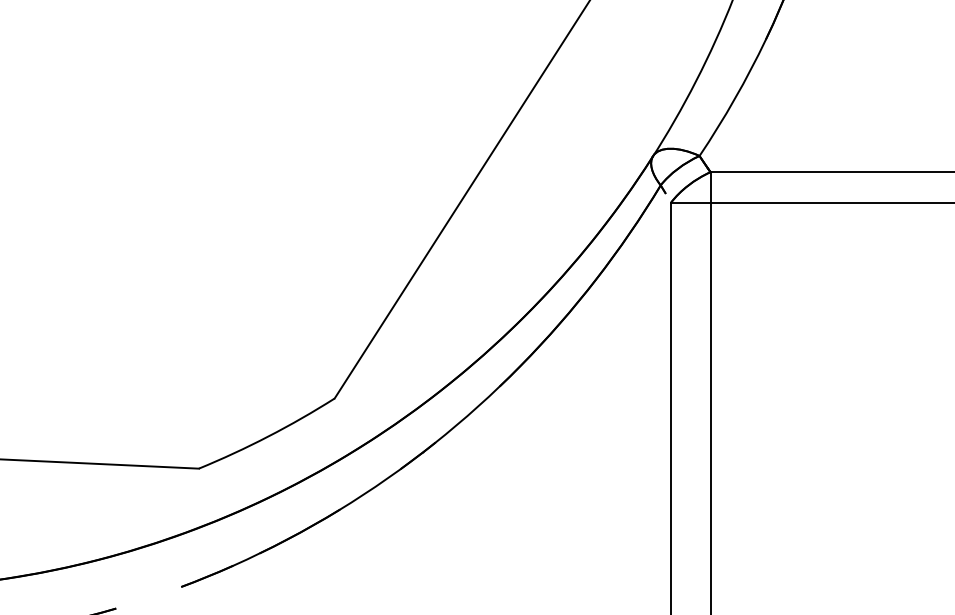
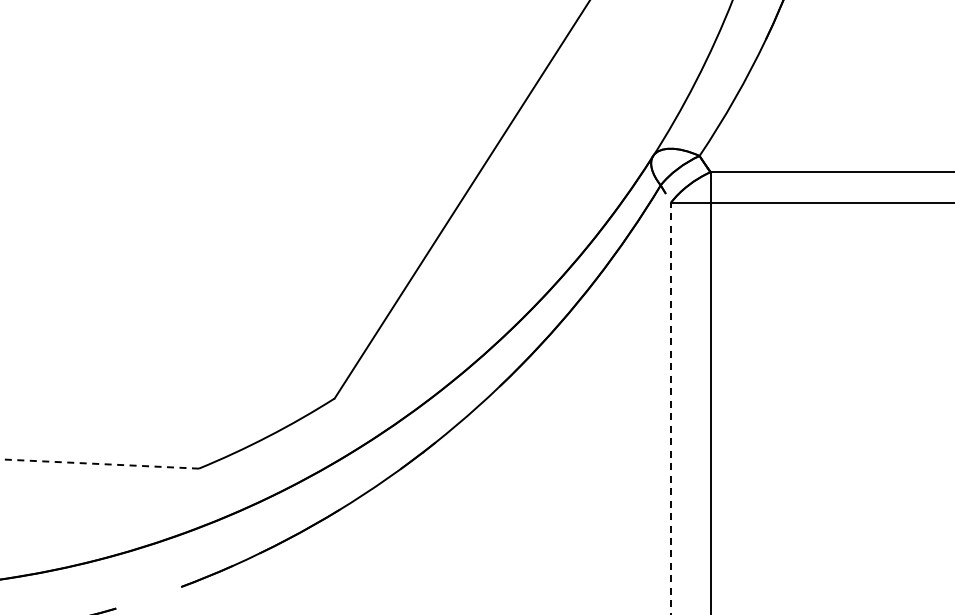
line: solid -> dashed (671, 408)
line: solid -> dashed (99, 463)
